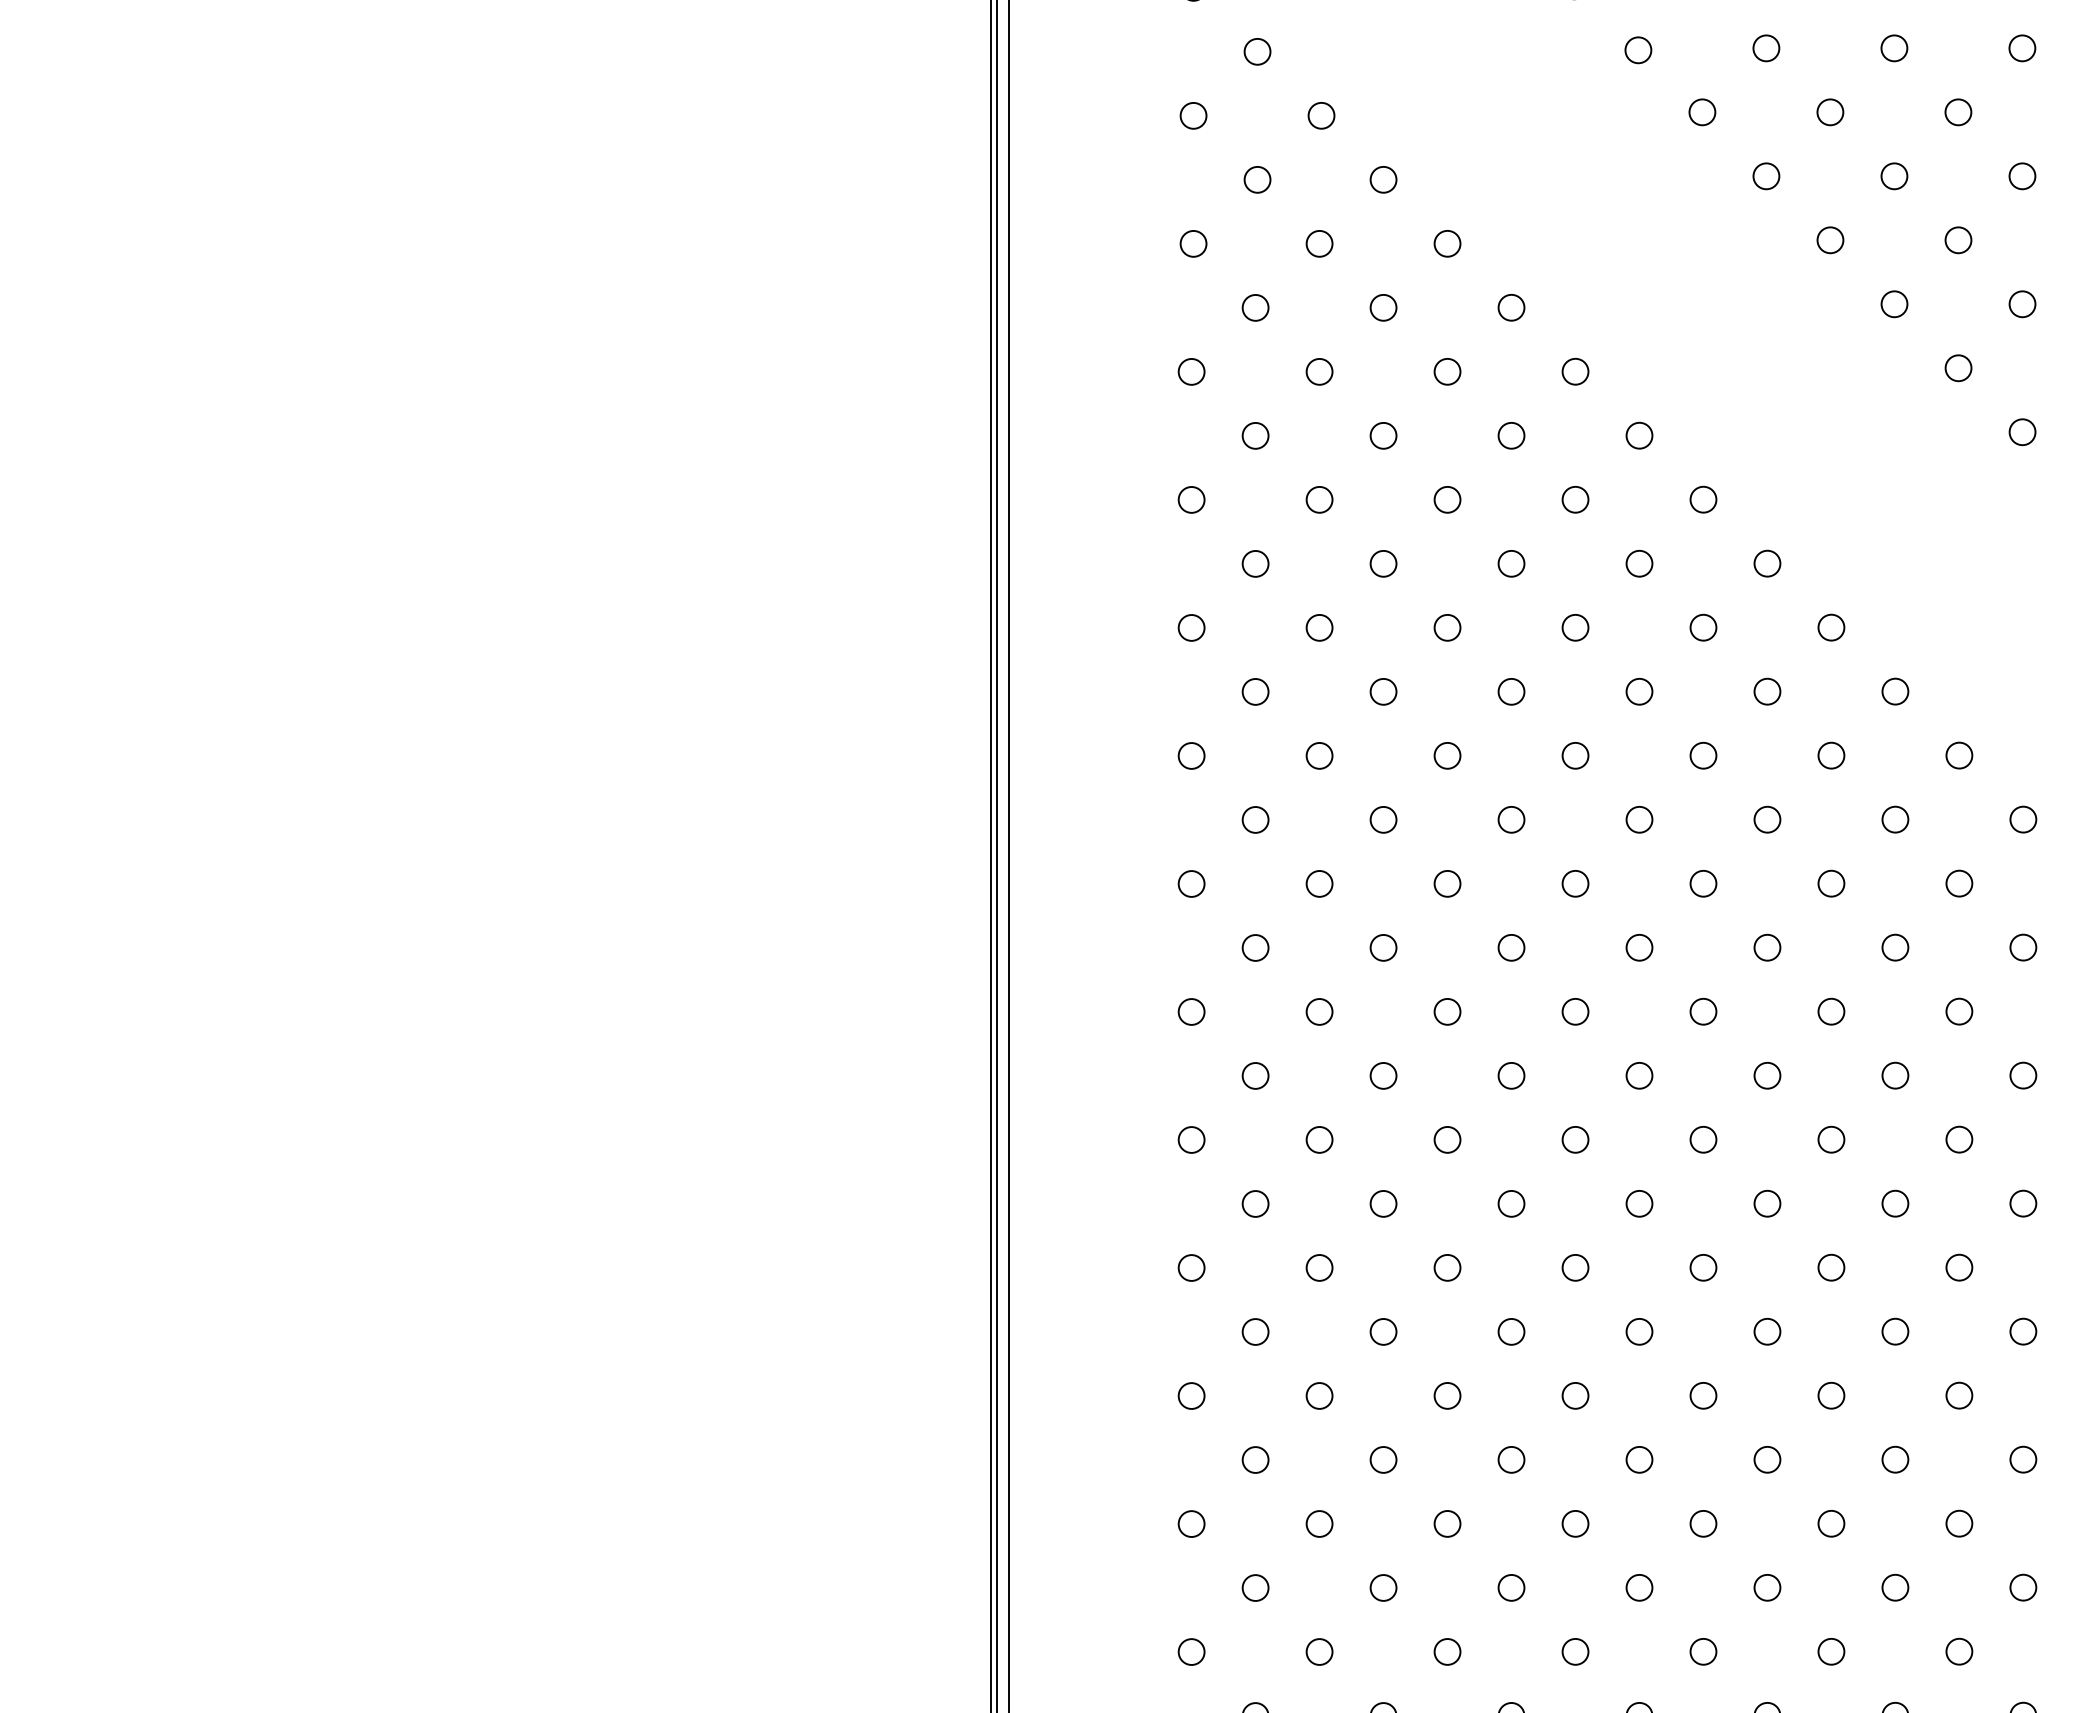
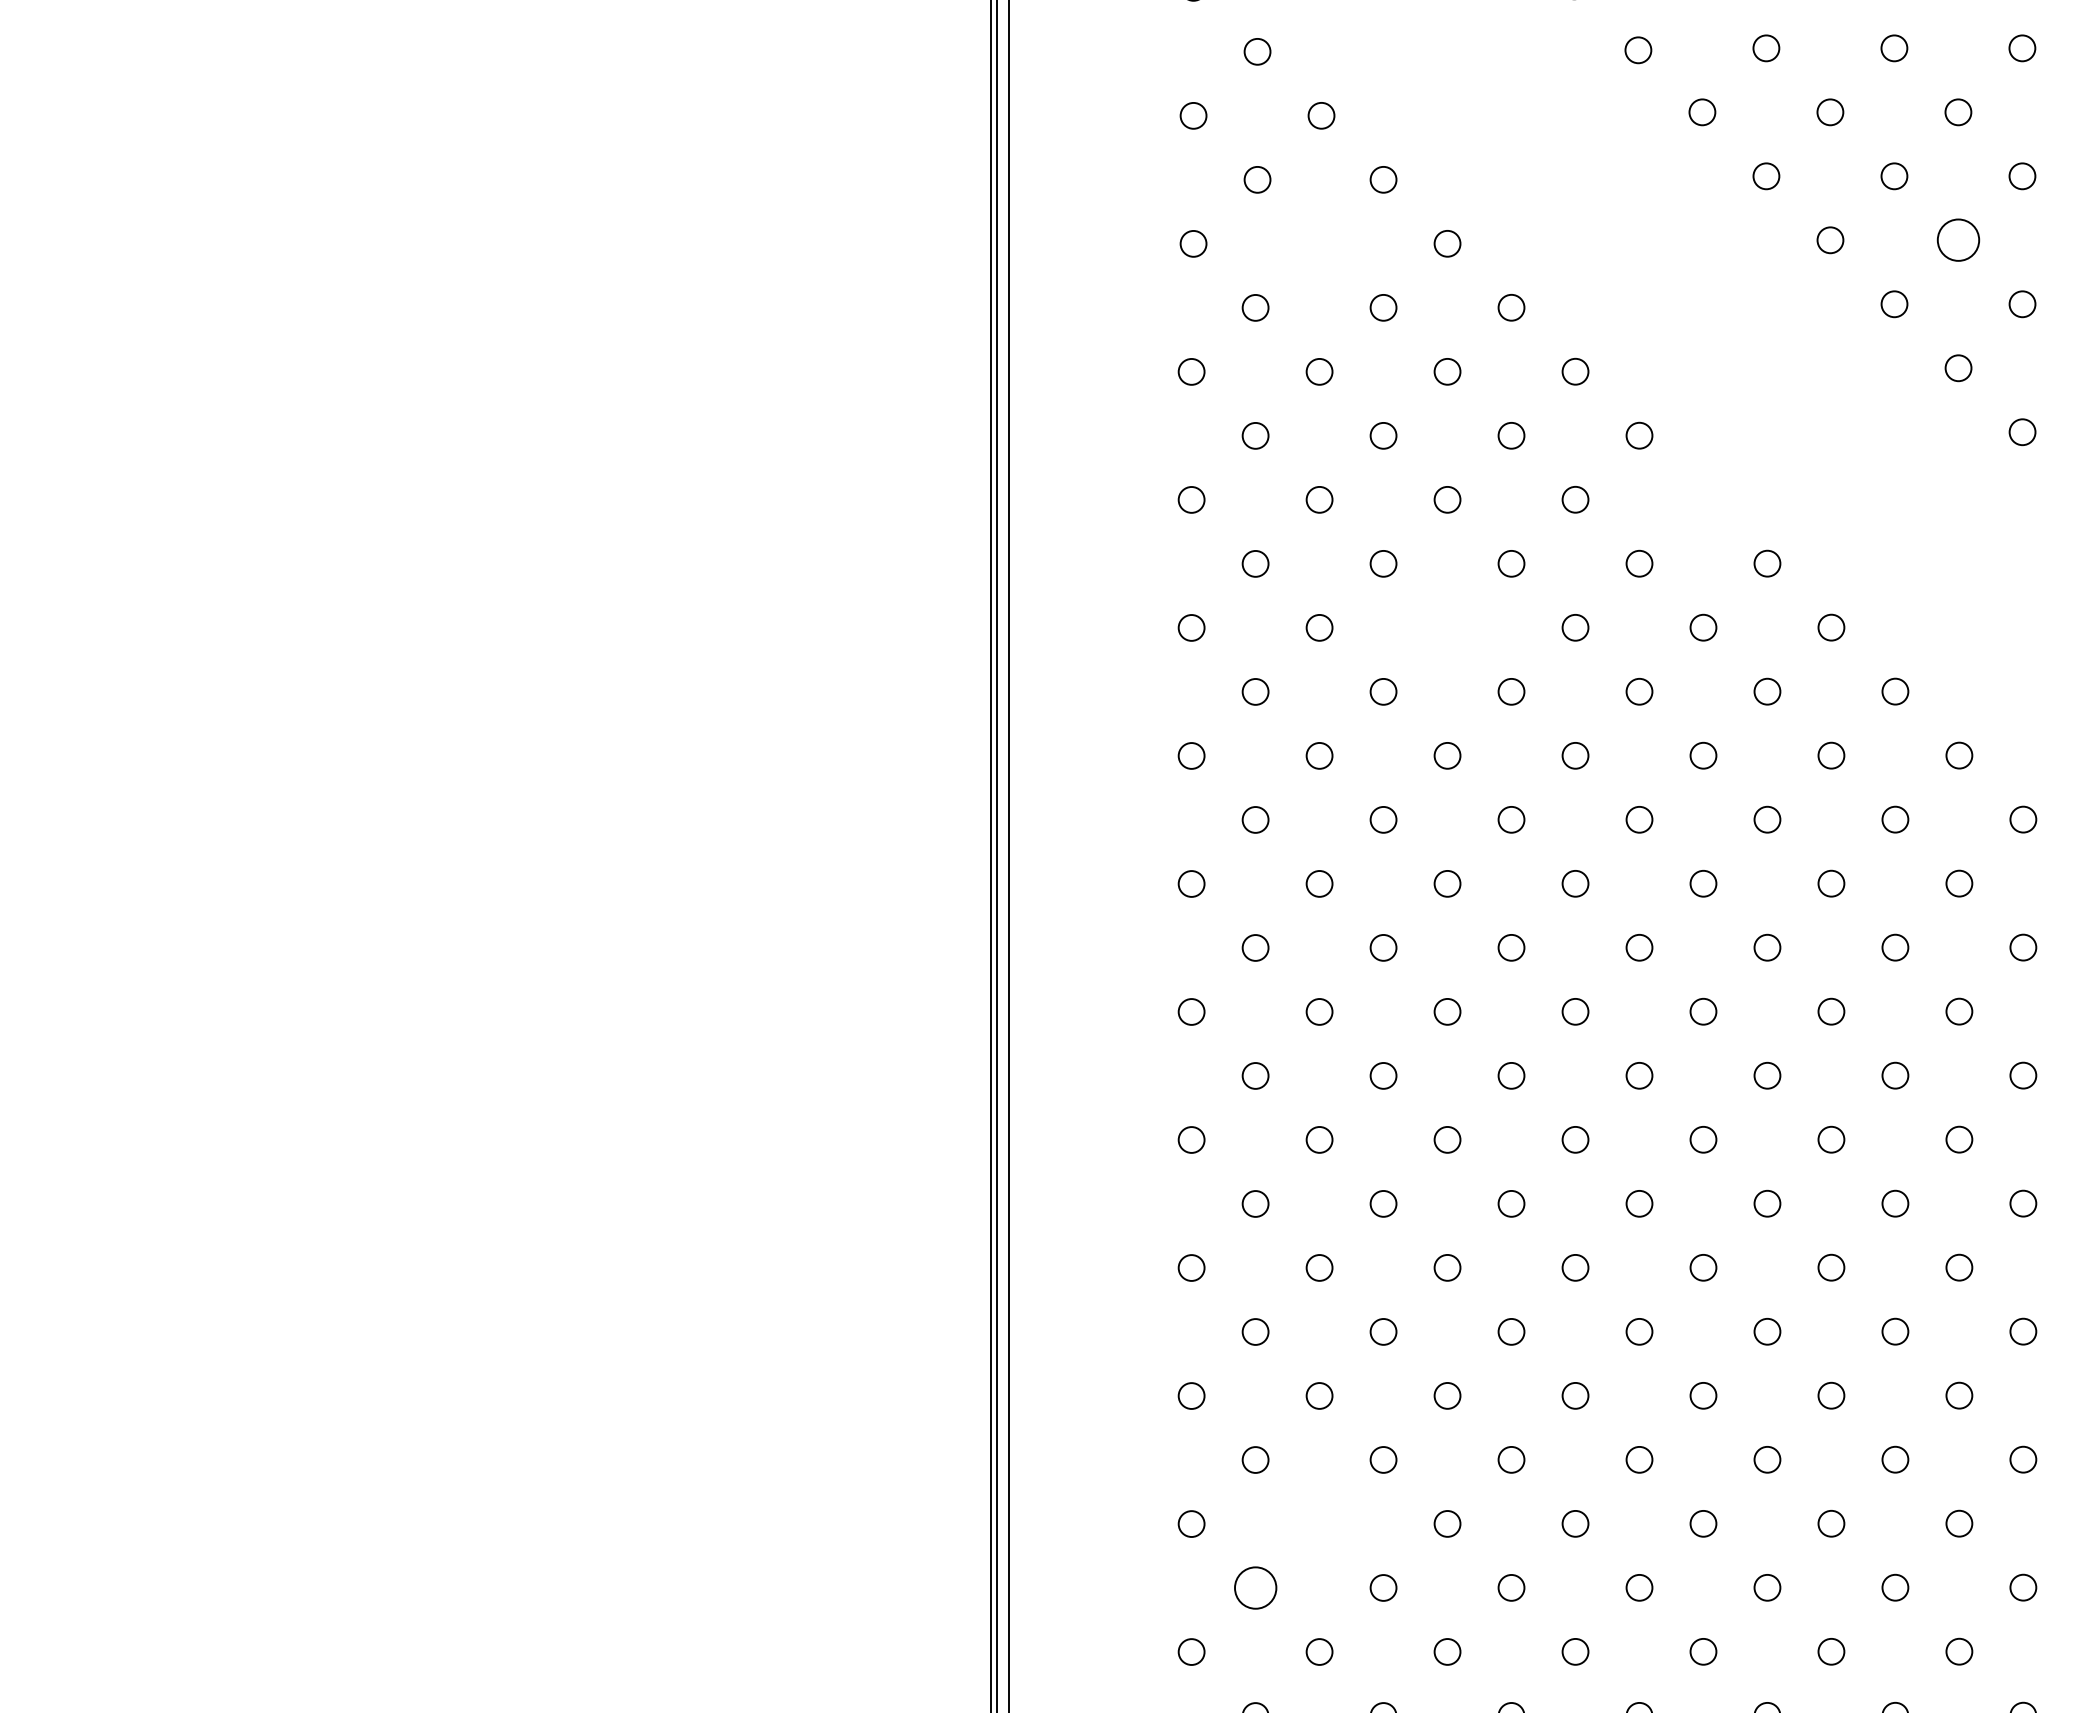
circle size: 29x29 px -> 45x44 px (1958, 239)
circle: present -> none (1319, 243)
circle: present -> none (1703, 499)
circle: present -> none (1447, 627)
circle: present -> none (1319, 1523)
circle size: 29x28 px -> 44x44 px (1255, 1587)
